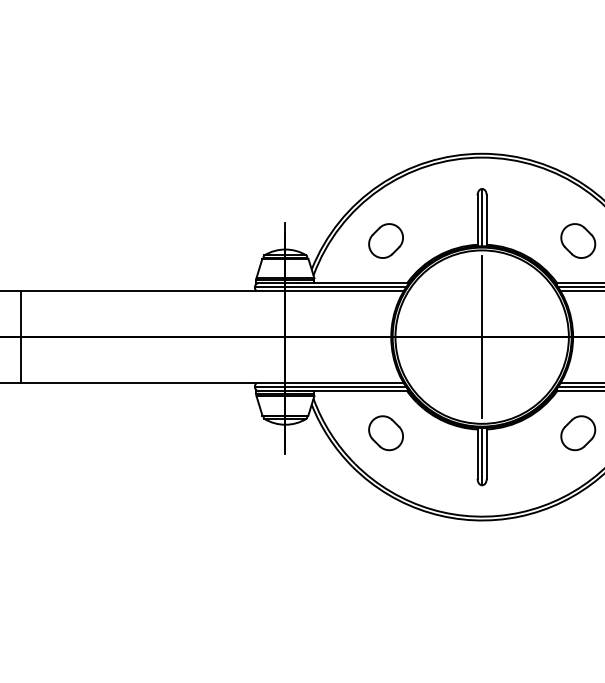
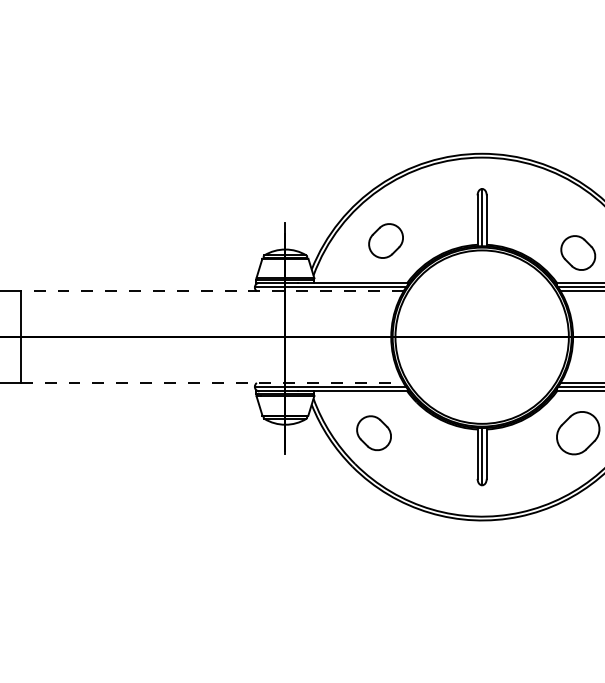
part position: (578, 240) -> (578, 252) (578, 252)
line: solid -> dashed (211, 291)
line: present -> none (482, 336)
line: solid -> dashed (212, 382)
part position: (385, 433) -> (373, 433) (373, 433)
part size: 37x37 px -> 45x45 px (578, 433)
